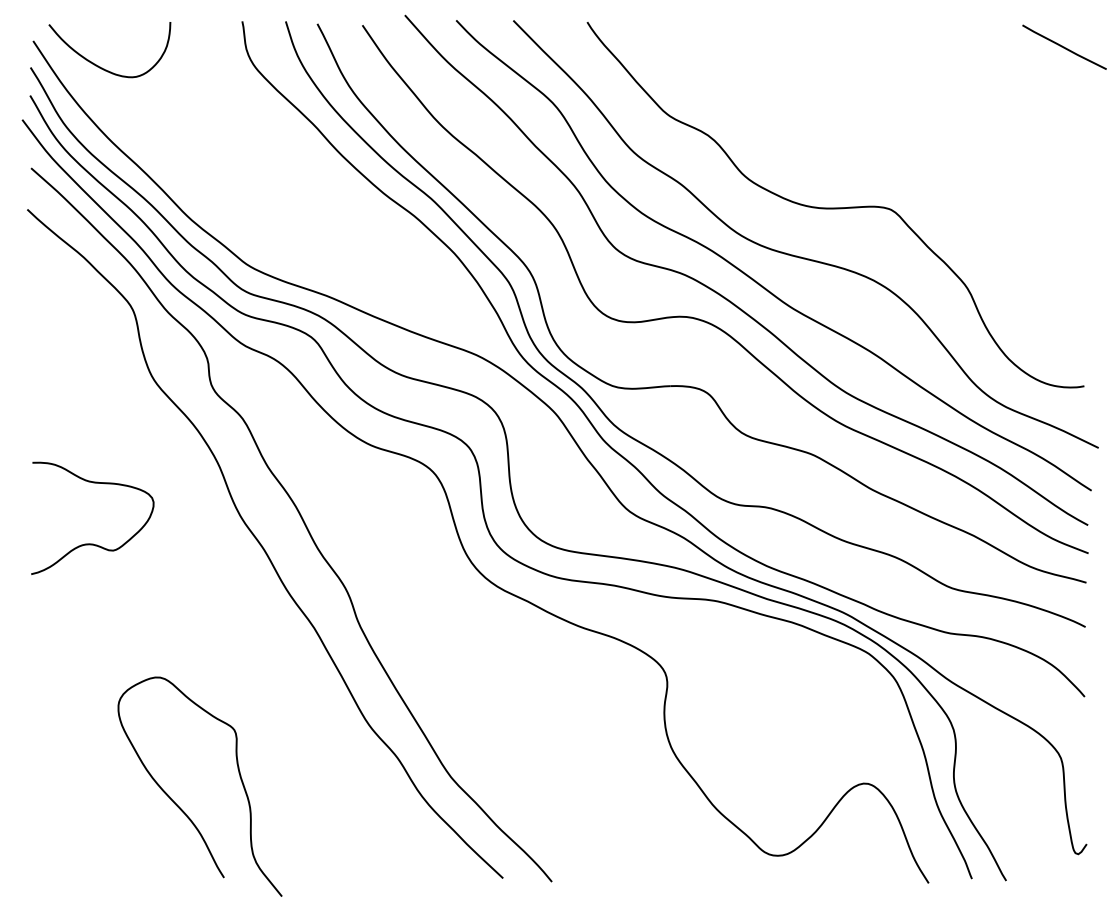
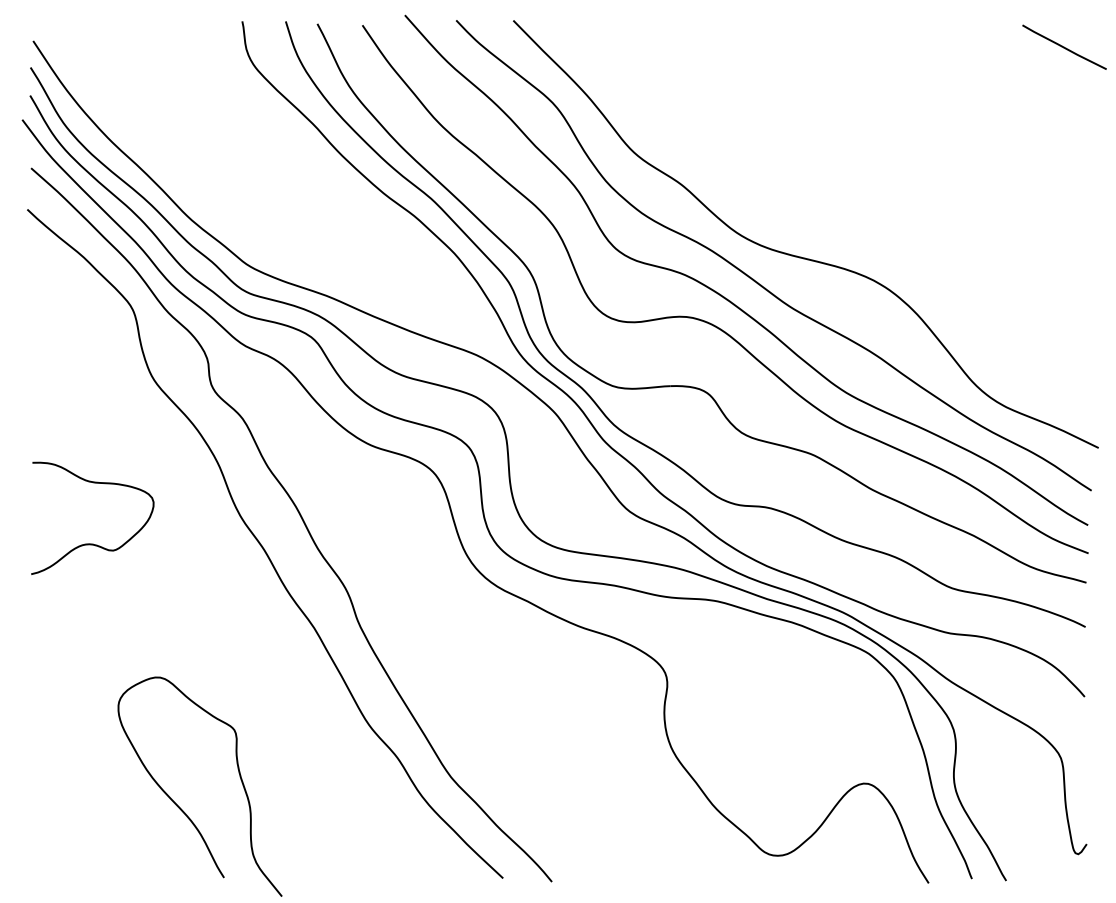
curve: present -> none (100, 66)
curve: present -> none (835, 207)
